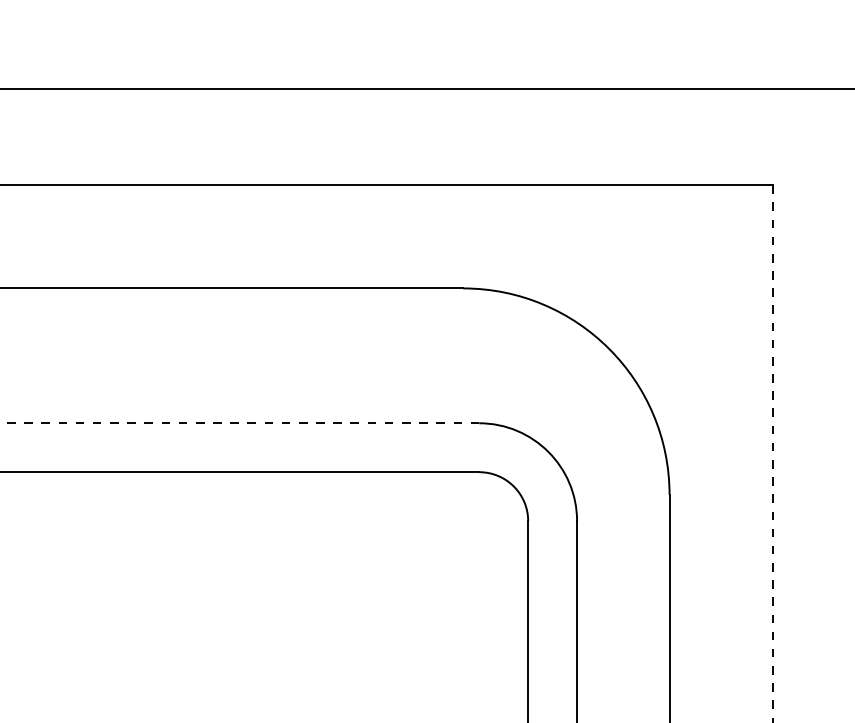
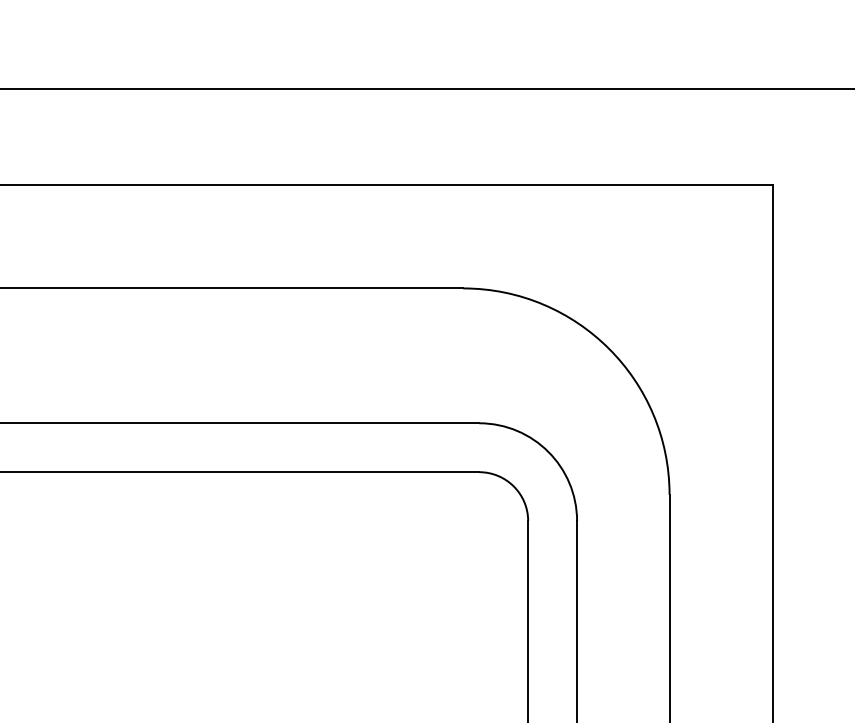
line: dashed -> solid (239, 423)
line: dashed -> solid (772, 454)
